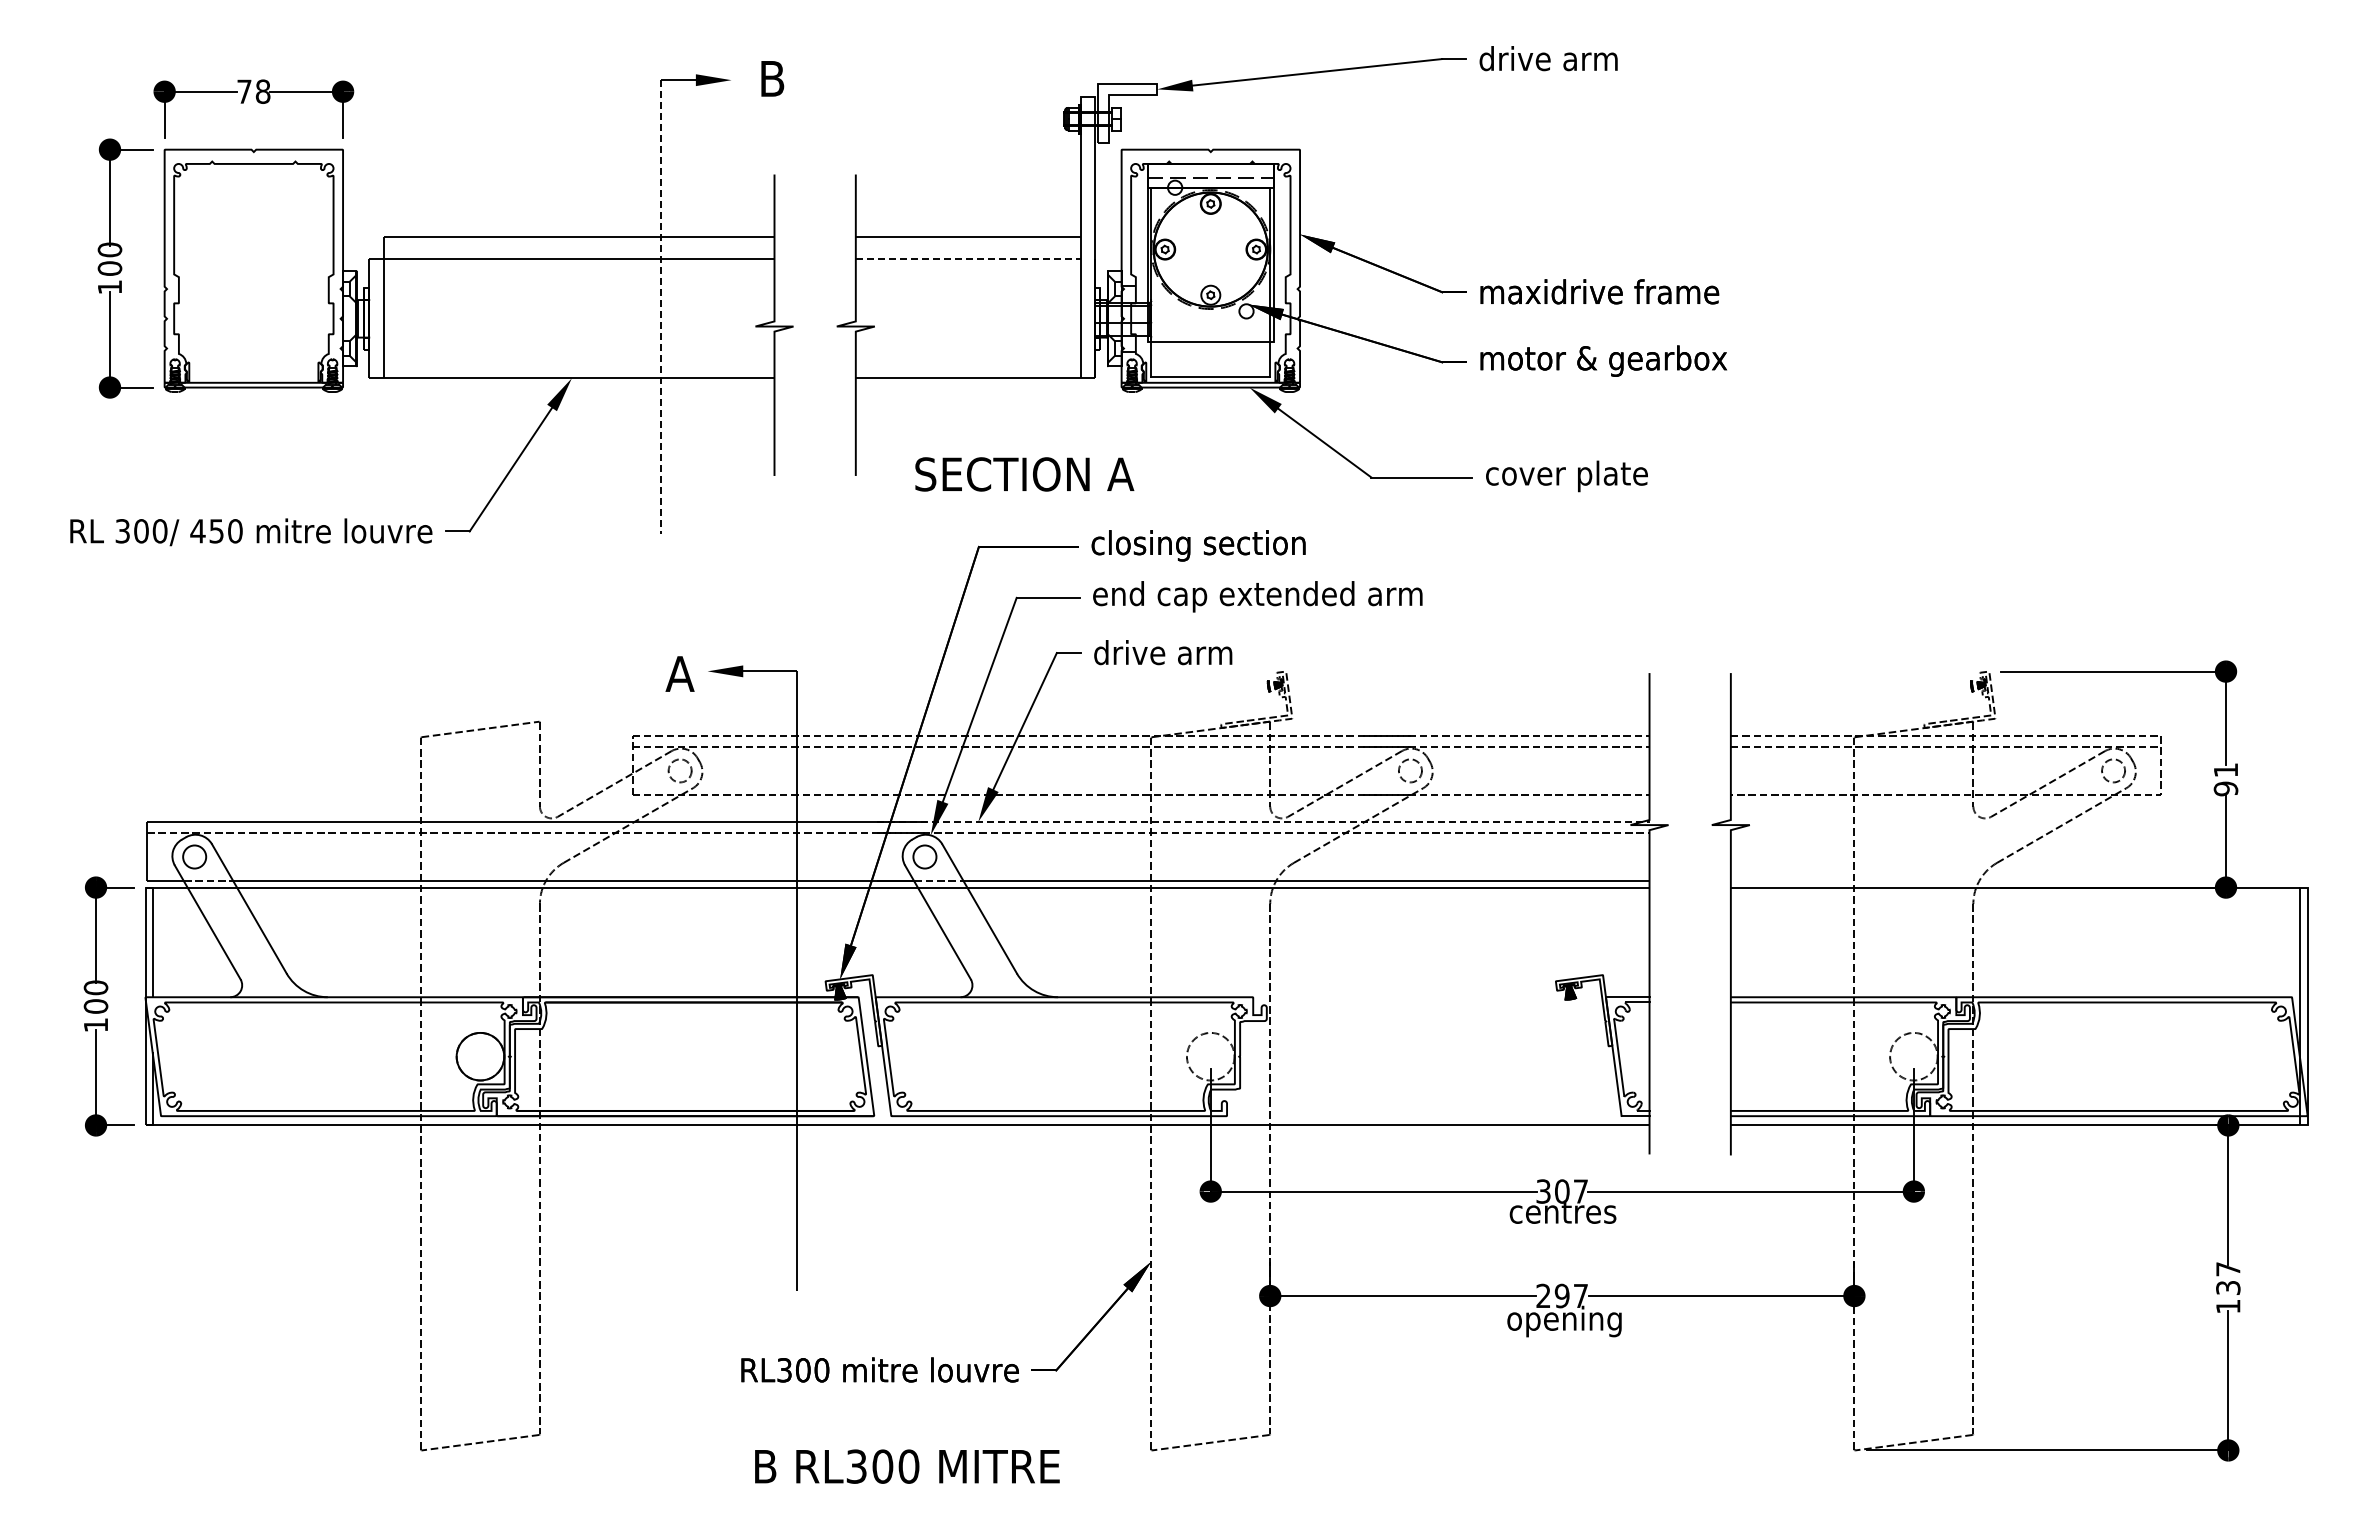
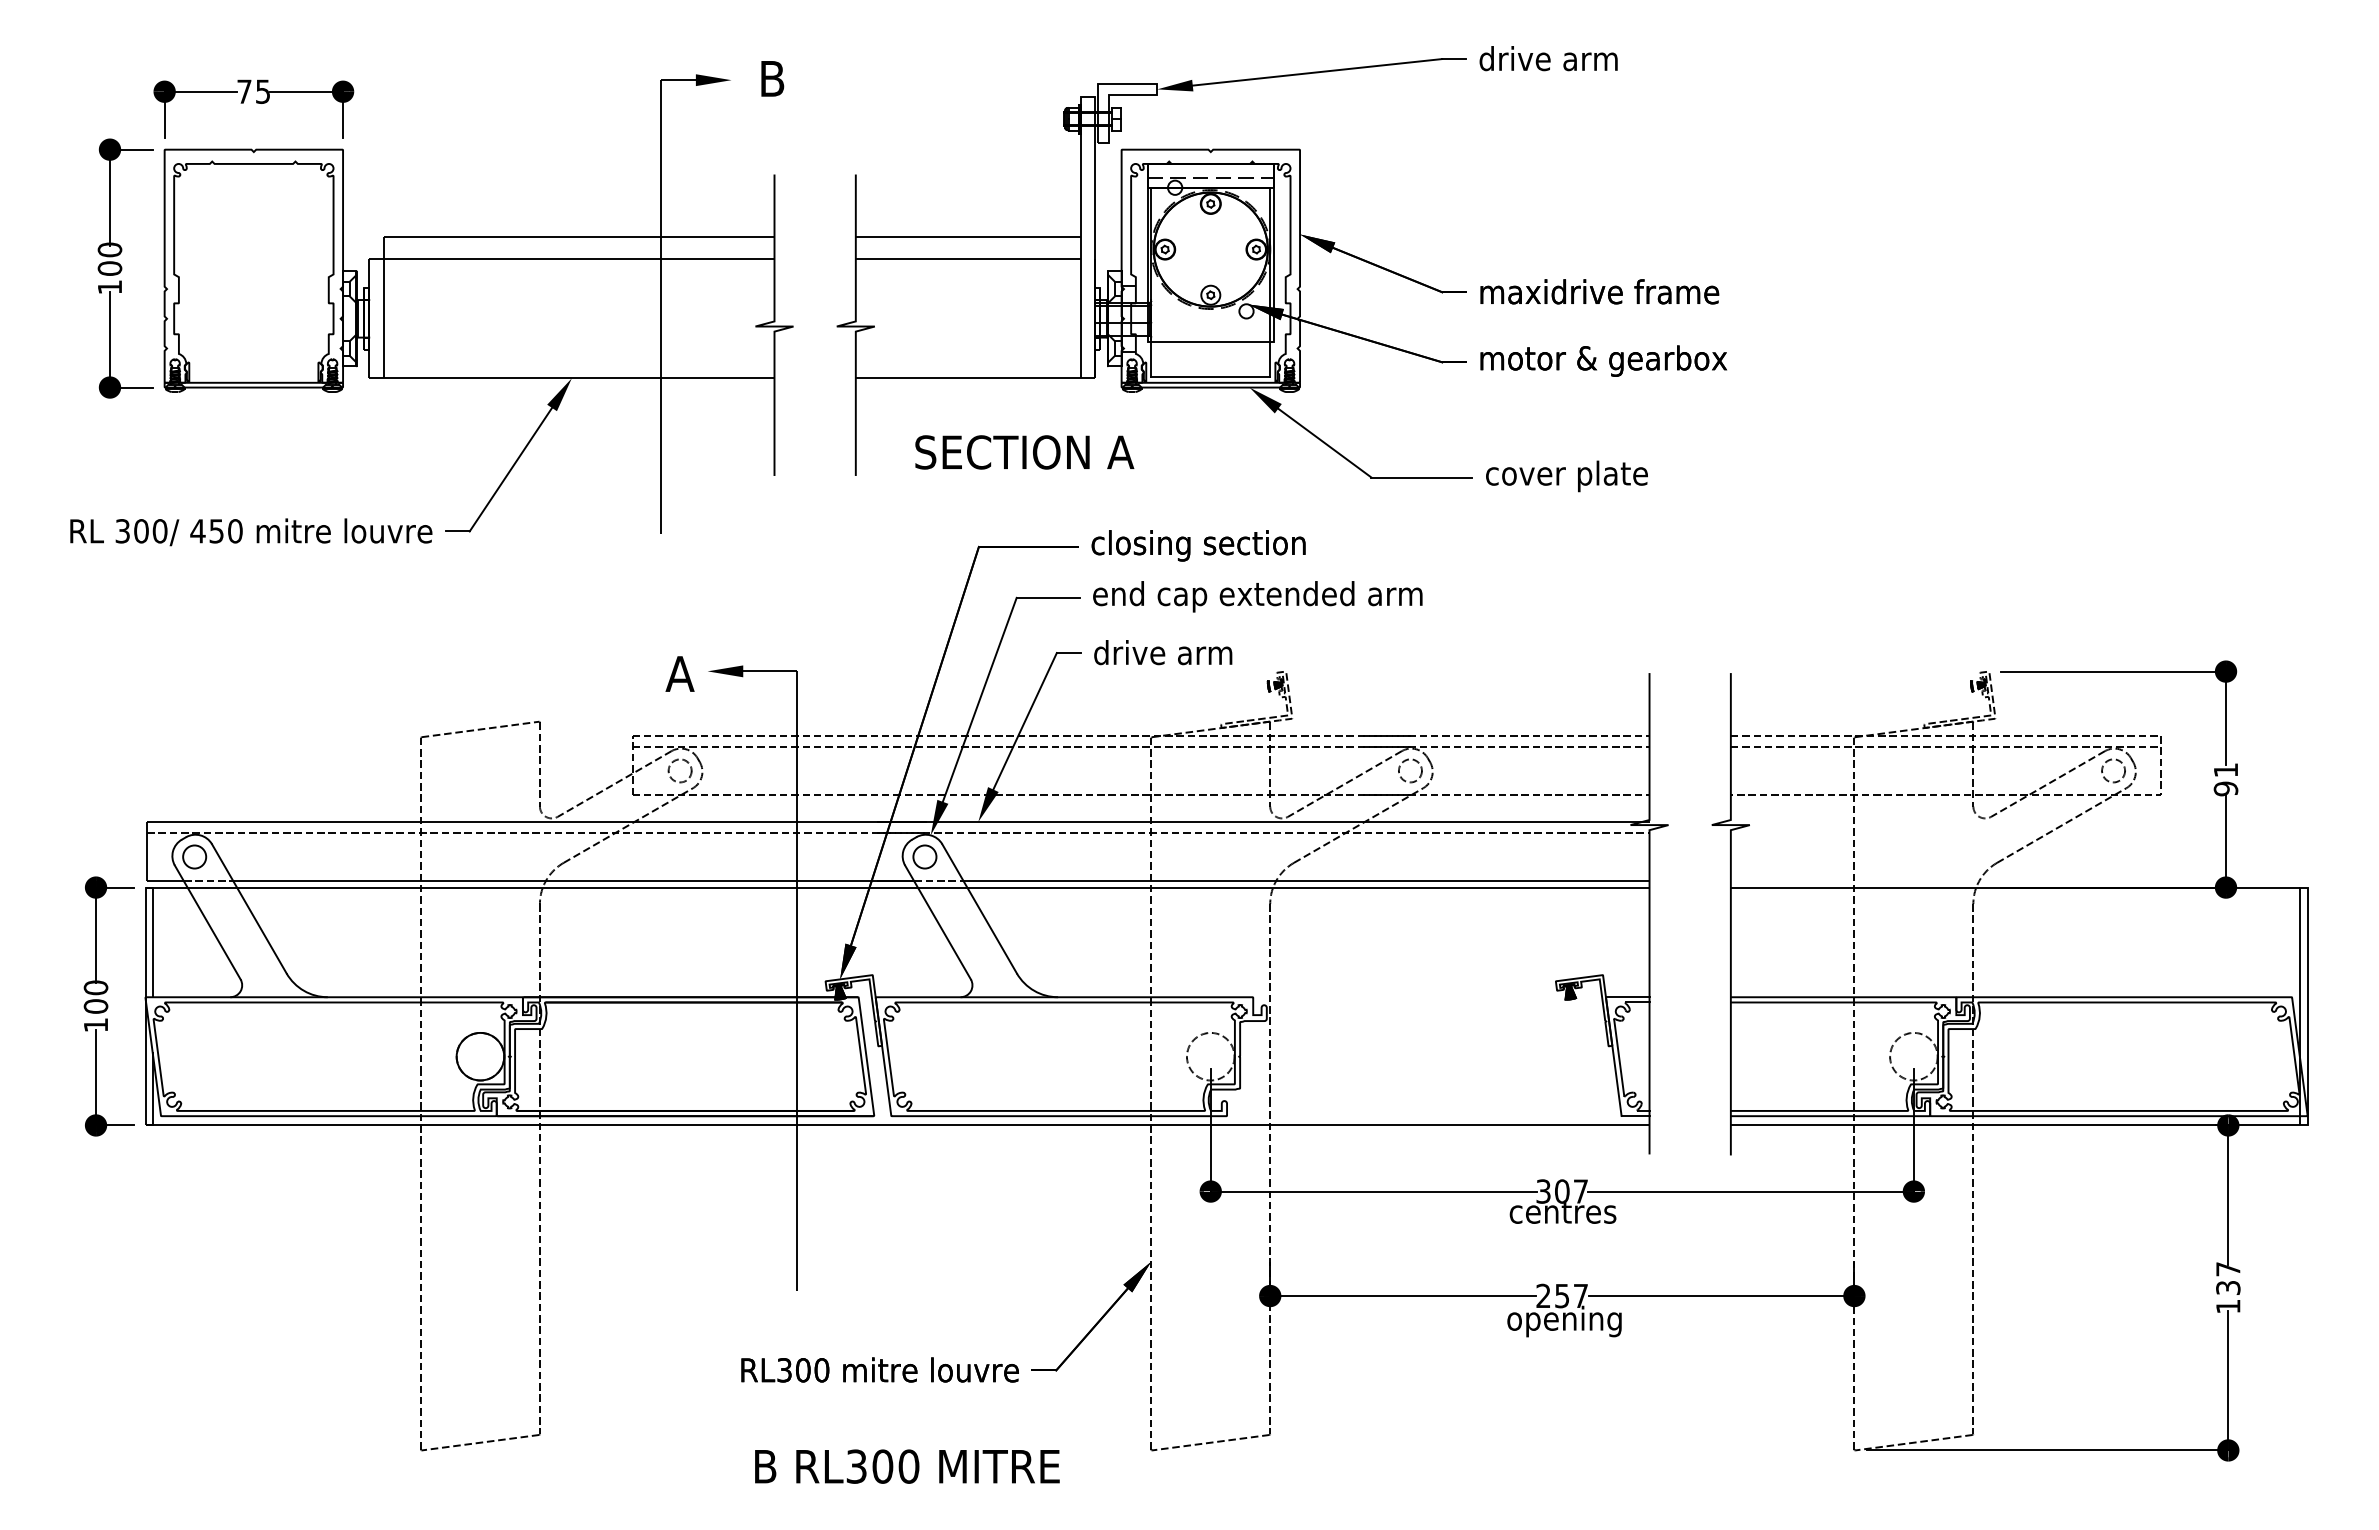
text: 78 -> 75 (262, 91)
line: dashed -> solid (968, 259)
line: dashed -> solid (661, 307)
text position: (1024, 474) -> (1024, 452) (1024, 452)
line: dashed -> solid (1263, 821)
text: 297 -> 257 (1561, 1295)
